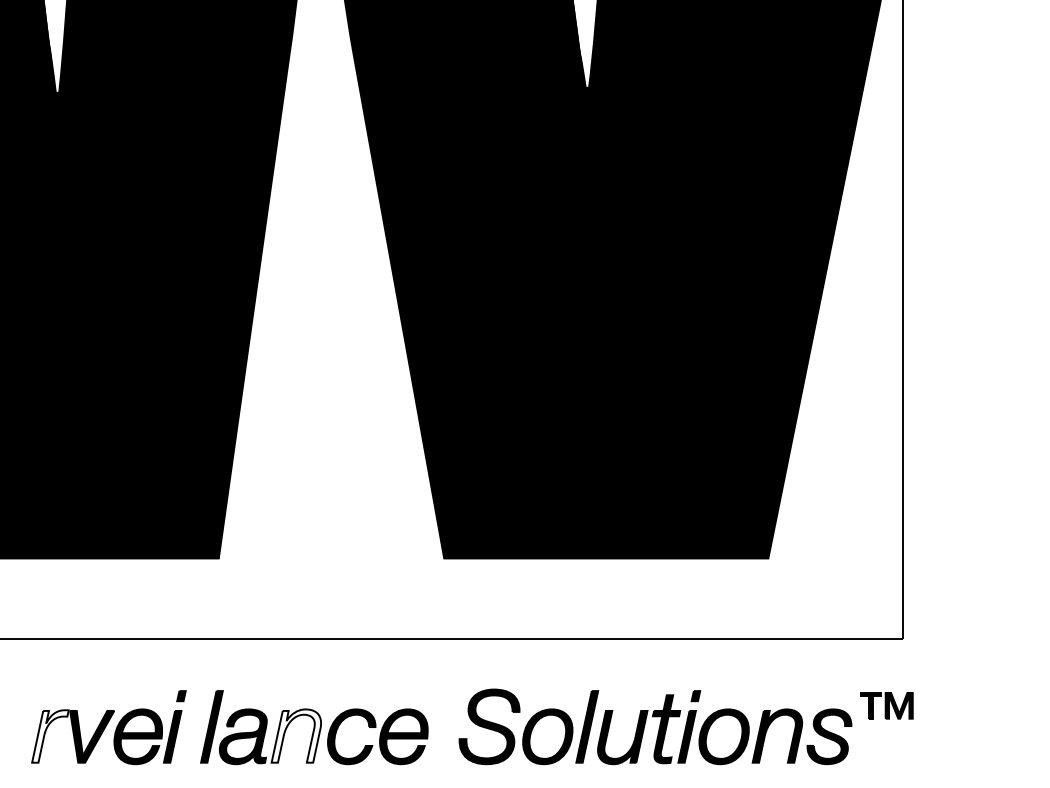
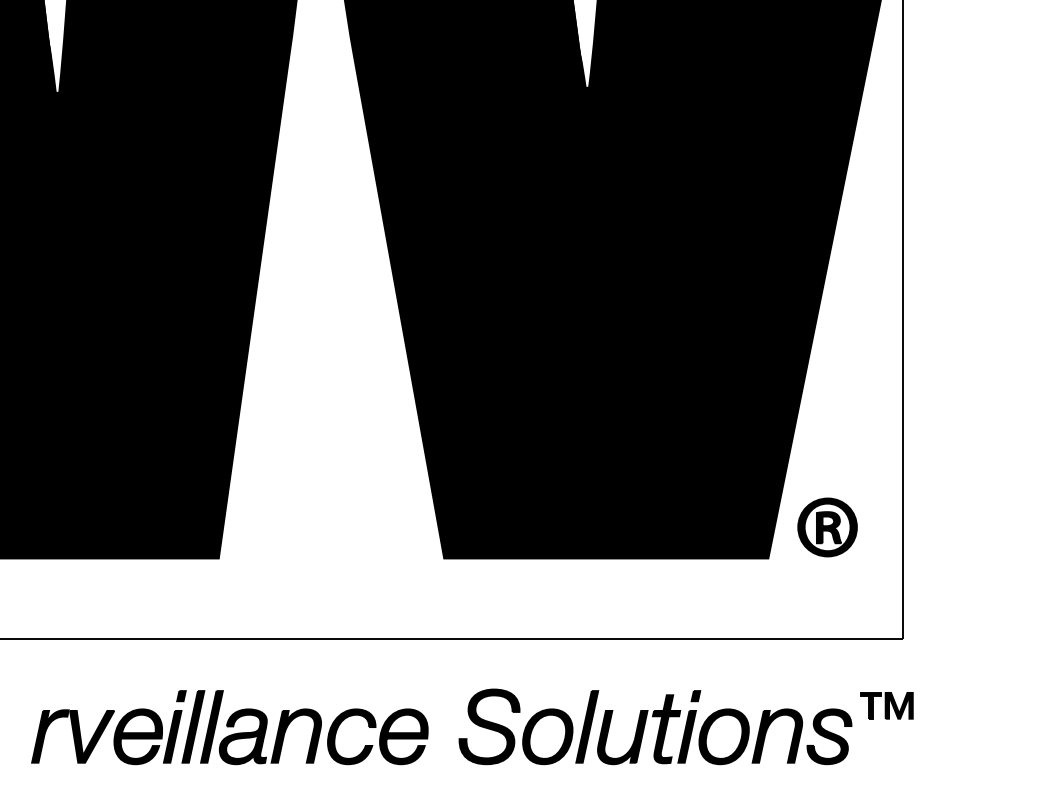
part: none -> present (827, 527)
part: none -> present (193, 726)
fill: none -> present (296, 735)
fill: none -> present (50, 736)
